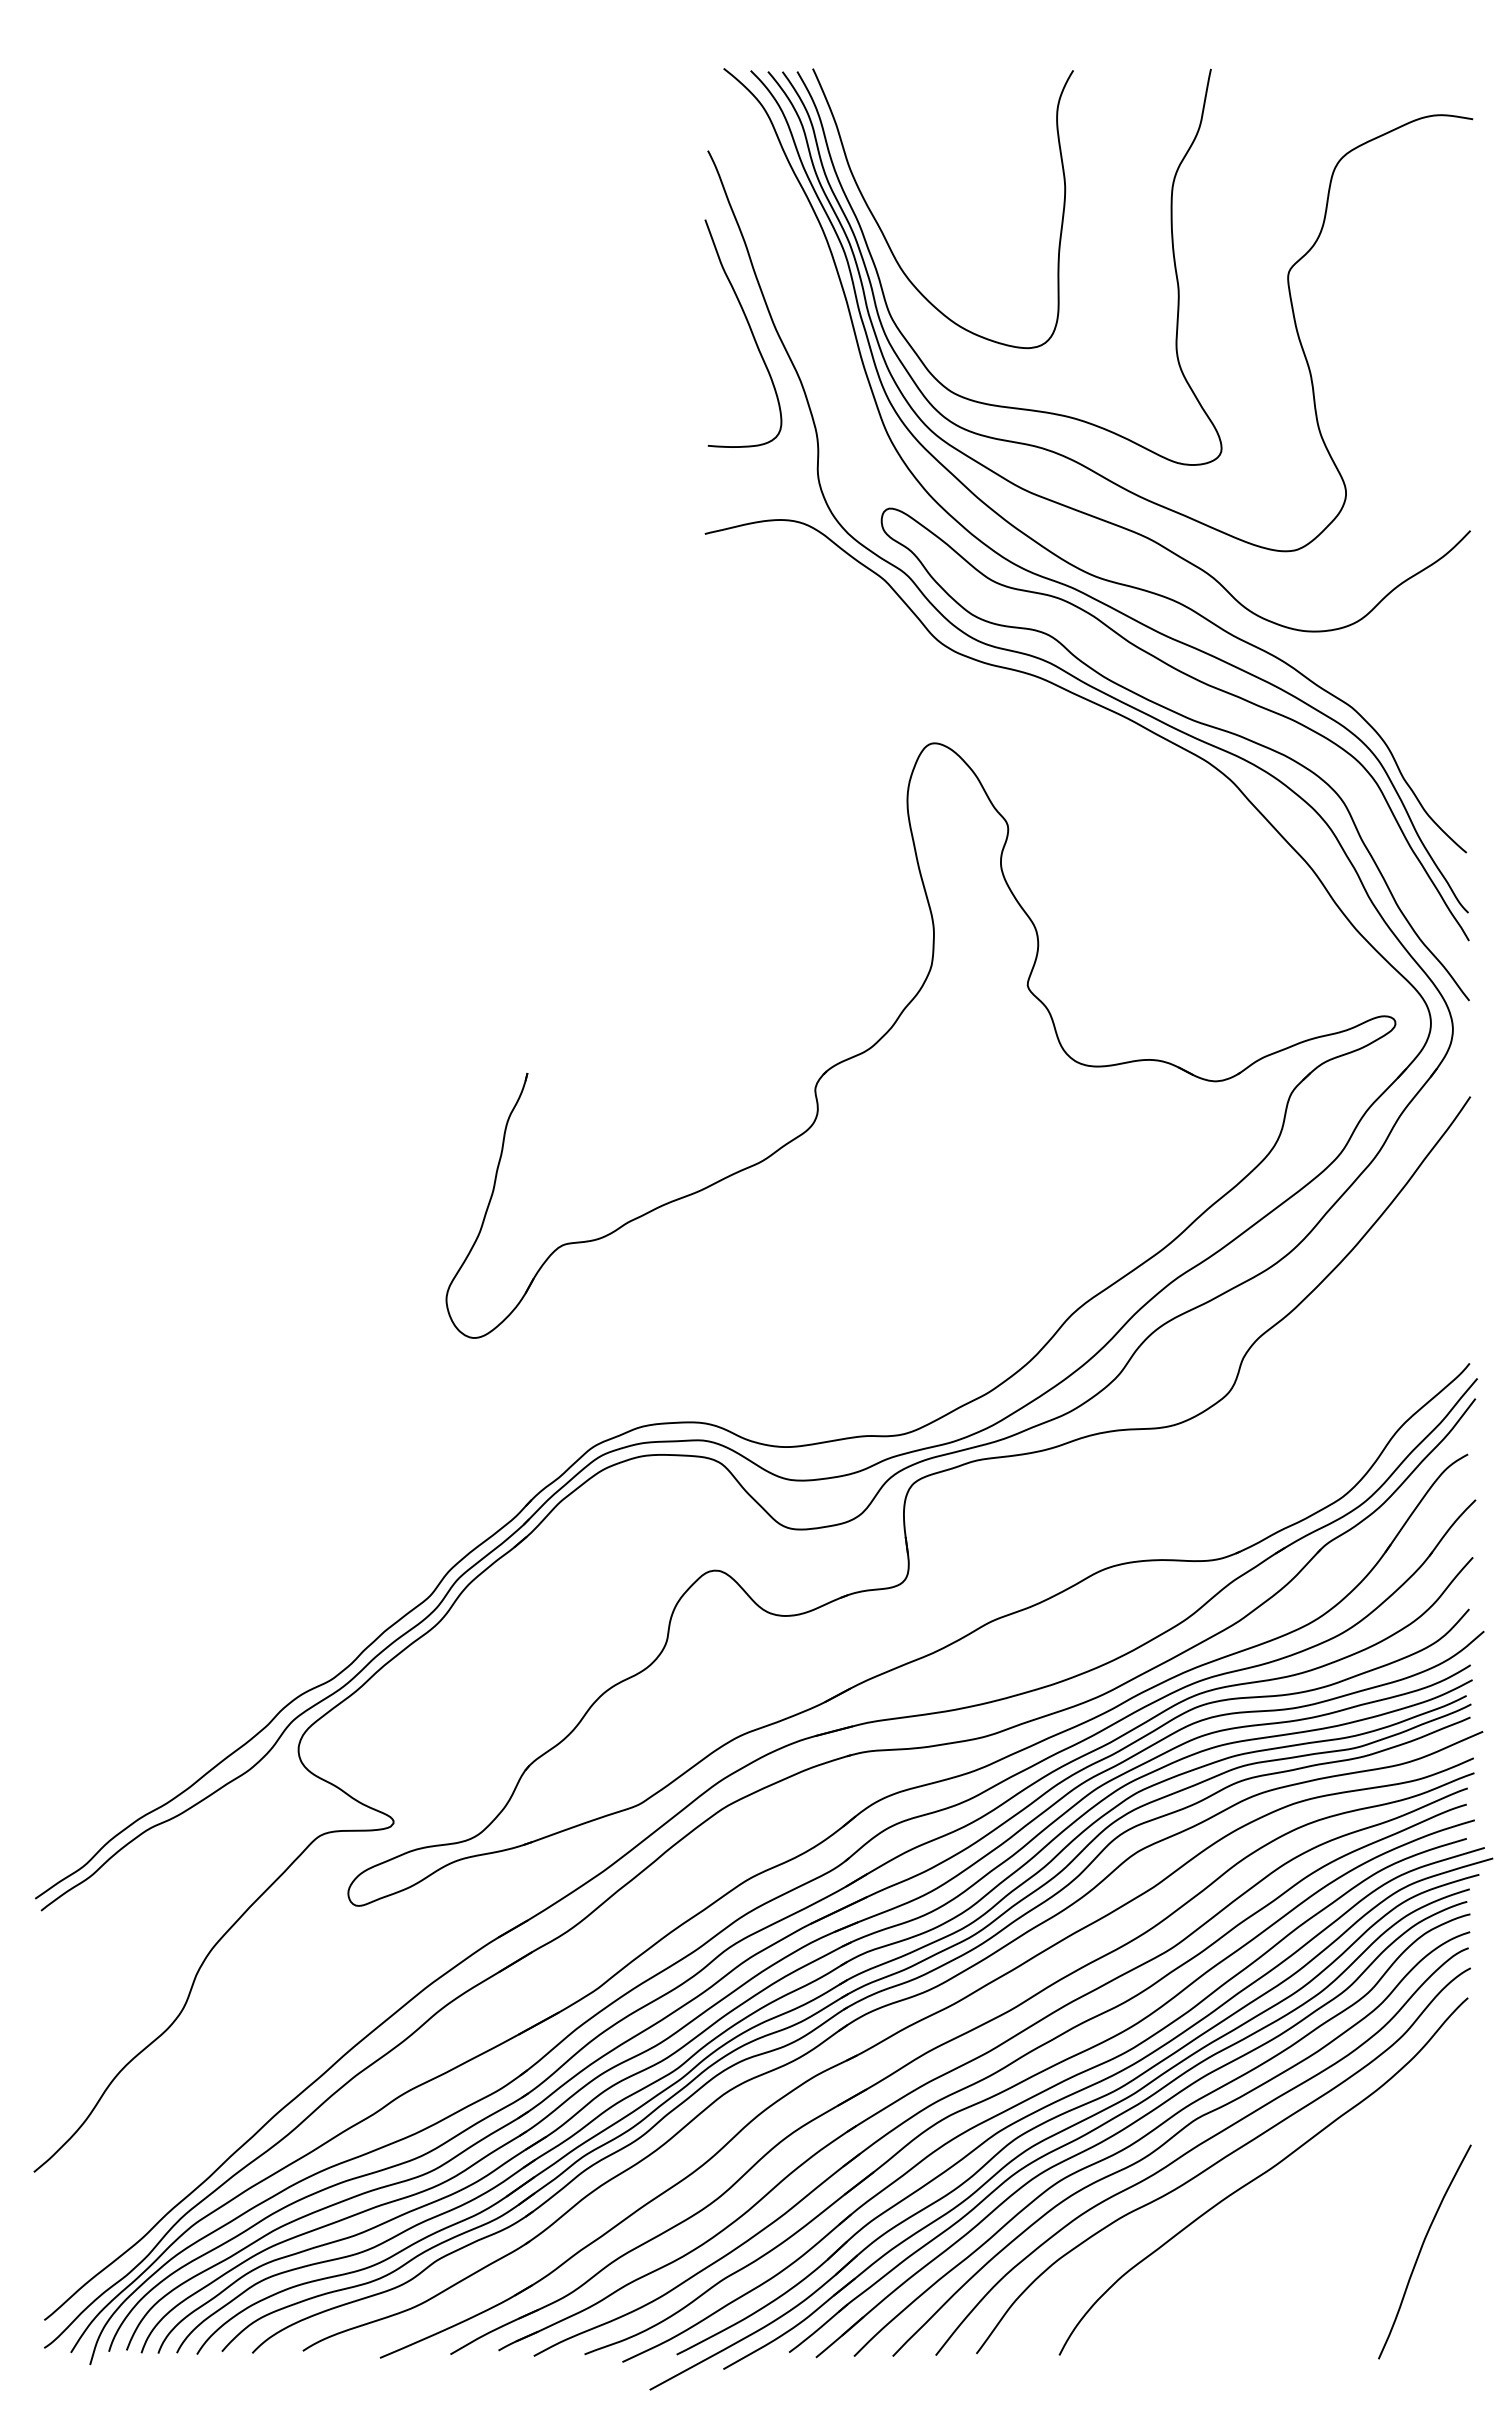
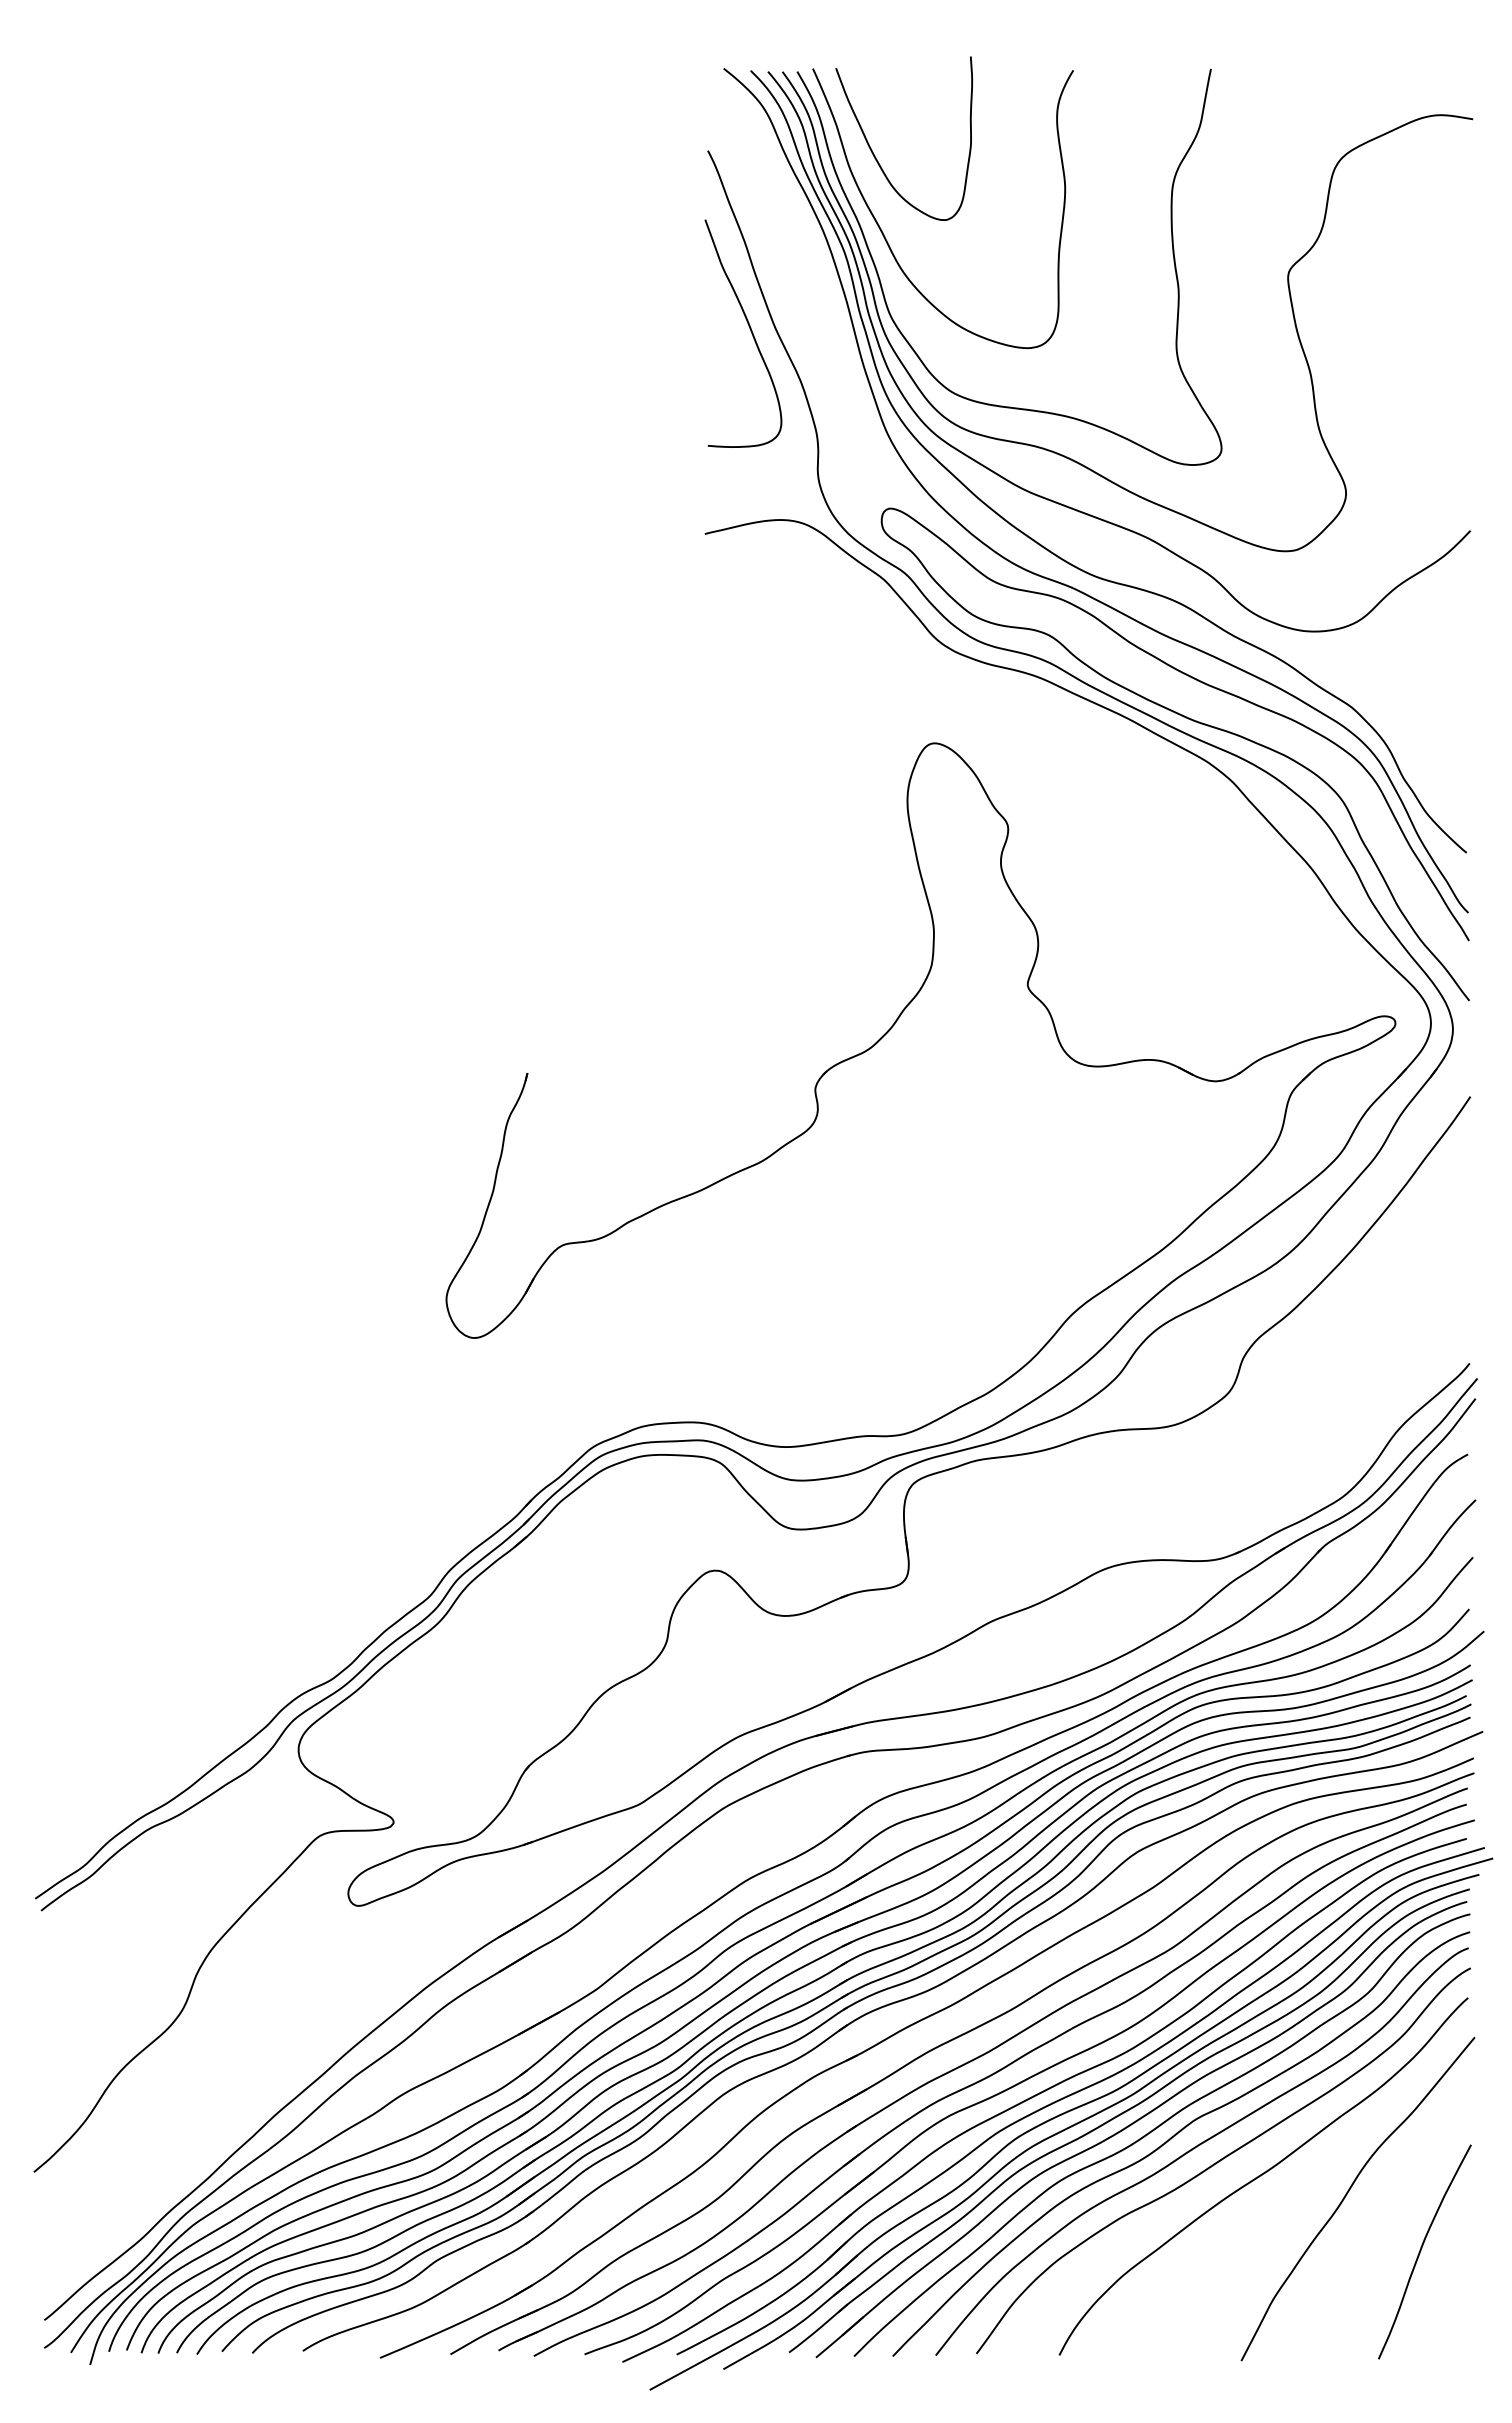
curve: none -> present (874, 153)
curve: none -> present (1348, 2193)
